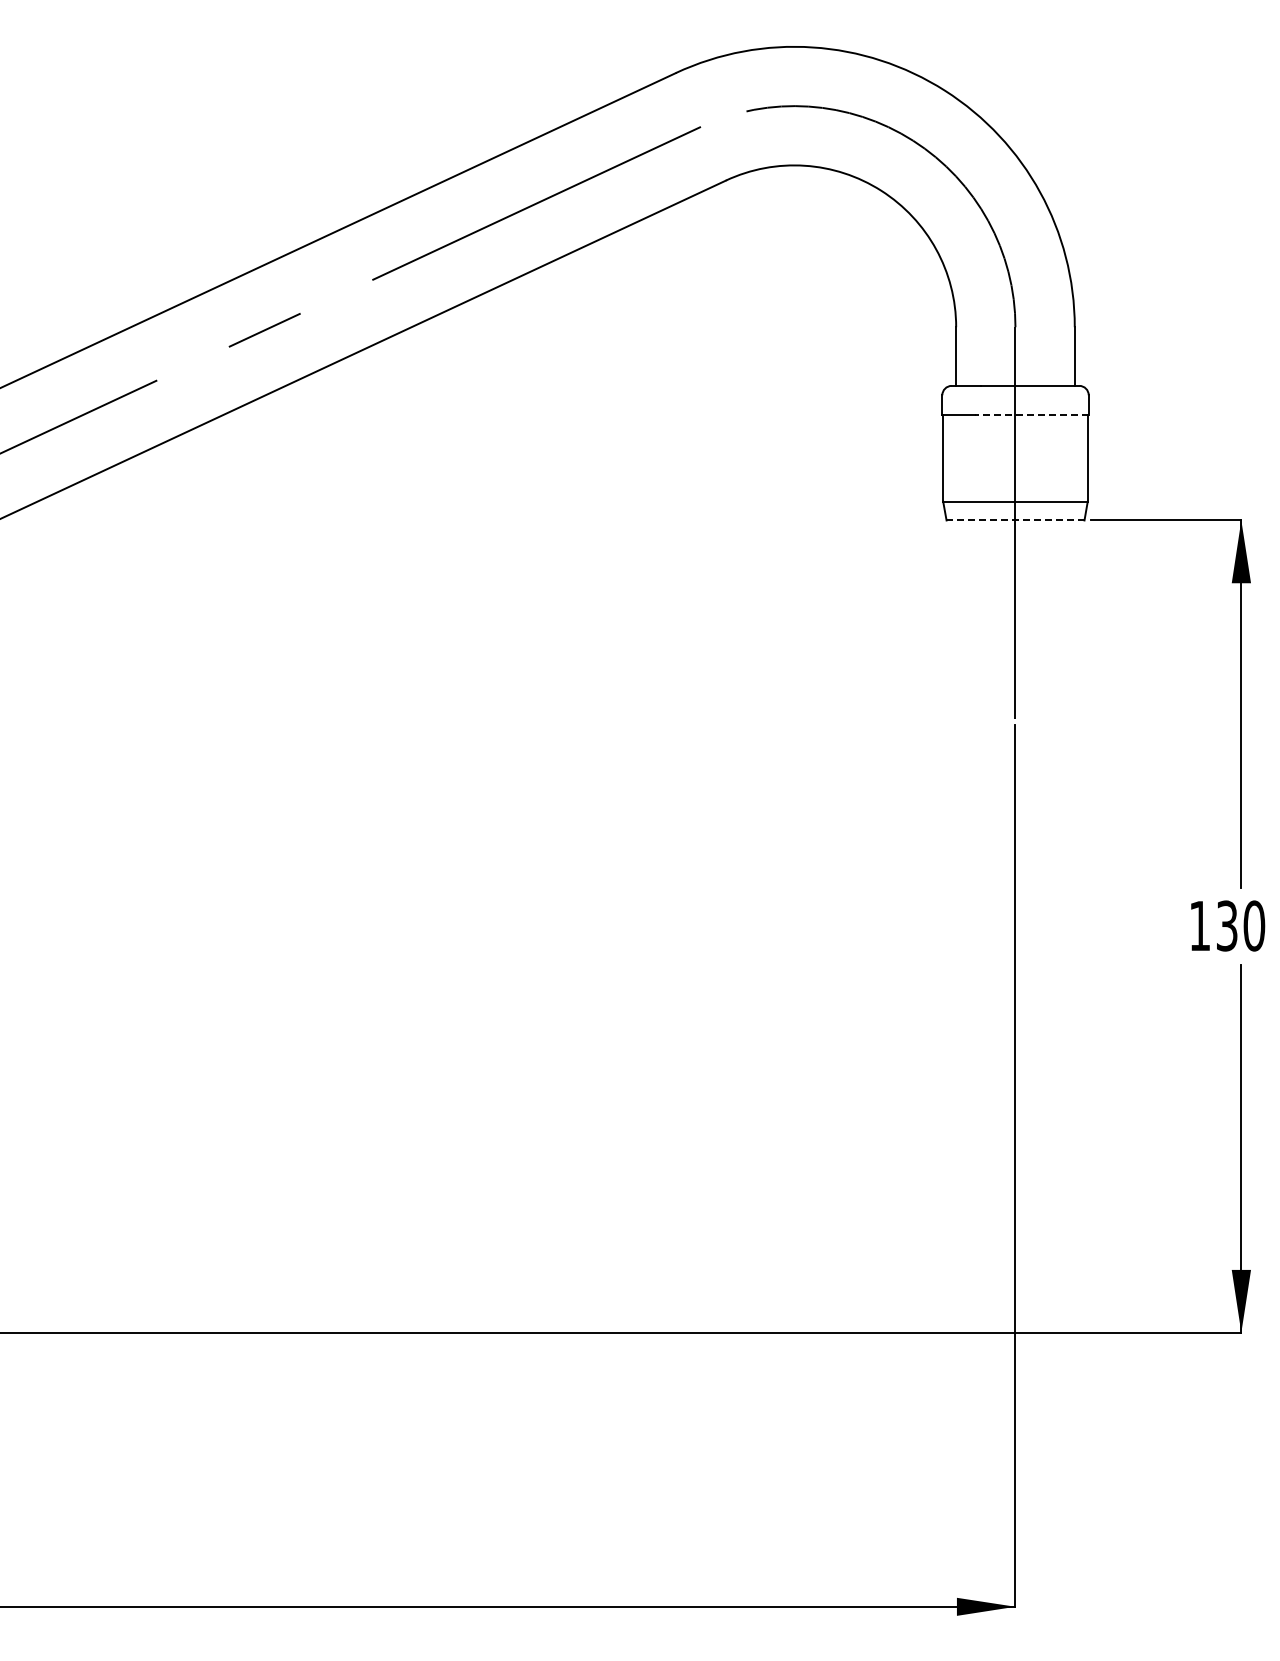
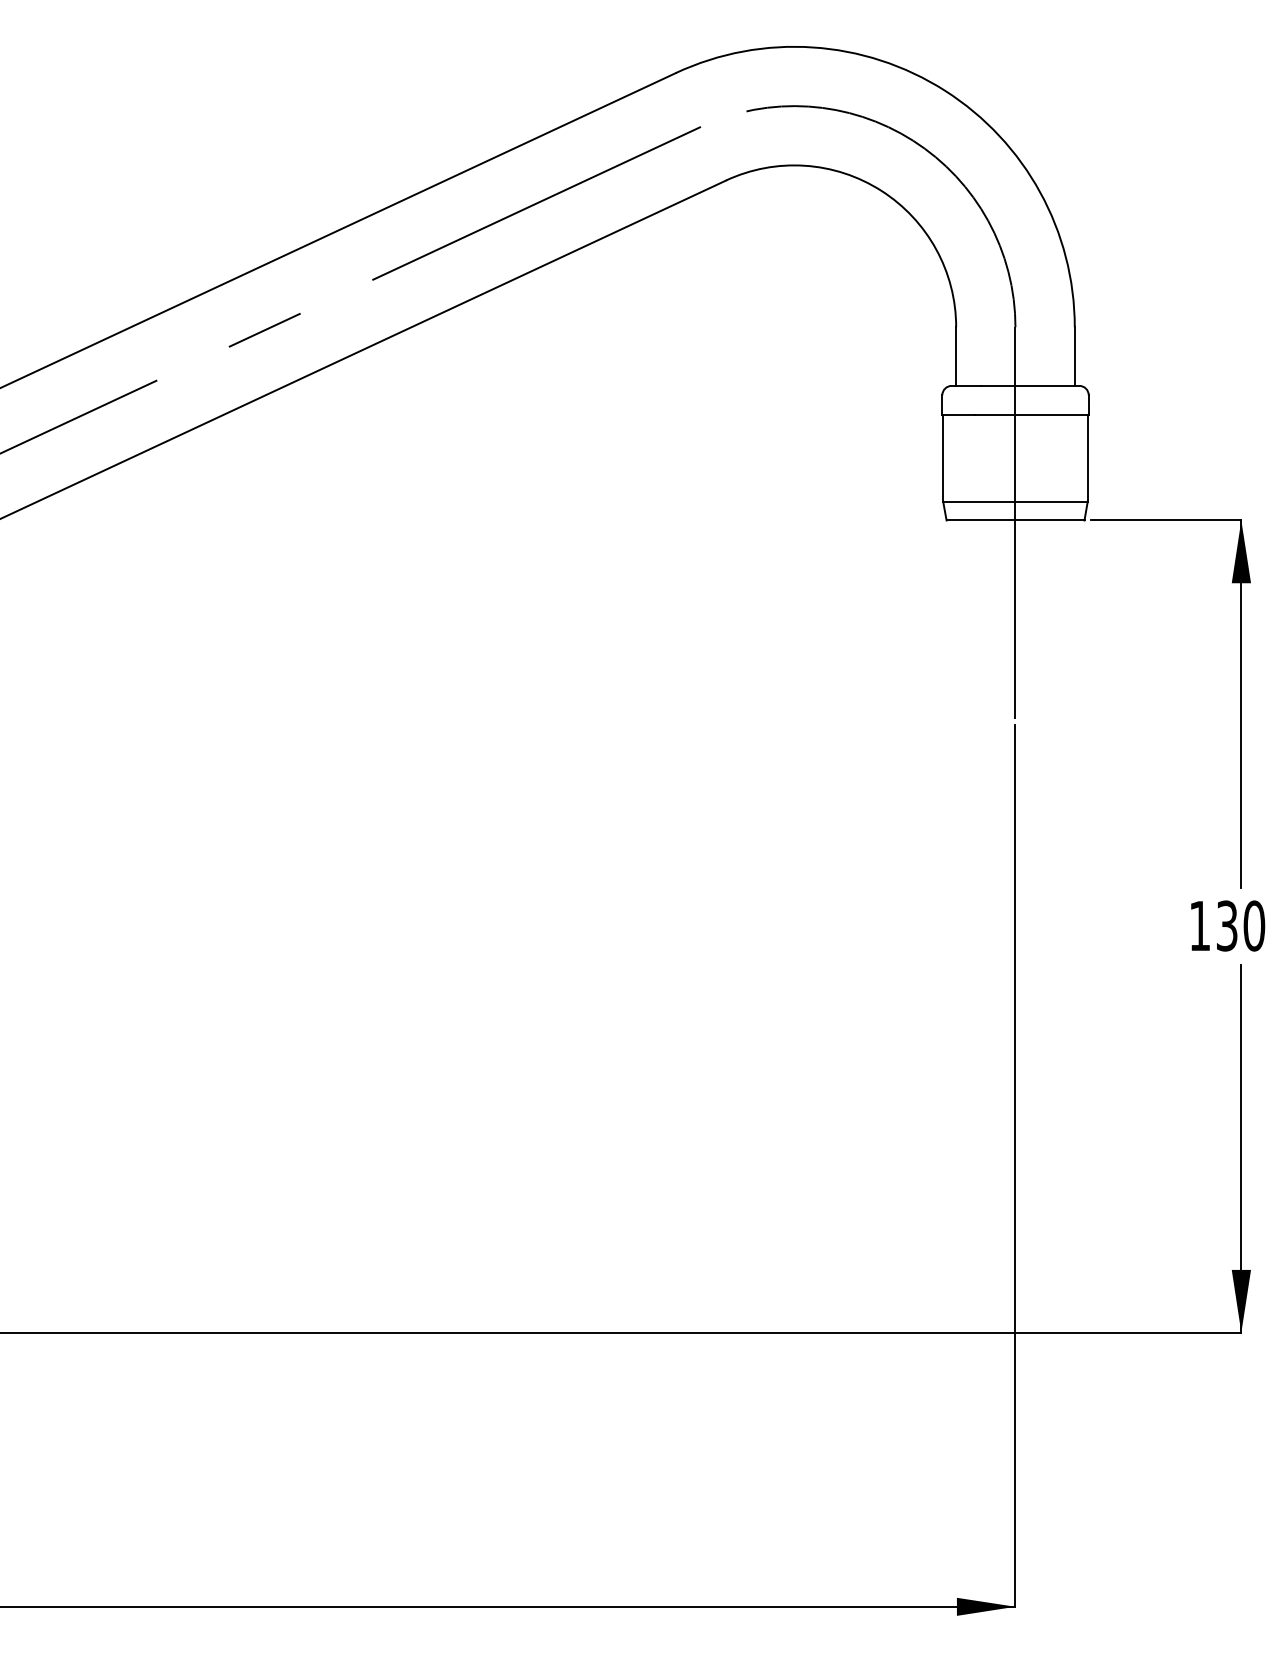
line: dashed -> solid (1032, 414)
line: dashed -> solid (1015, 520)
